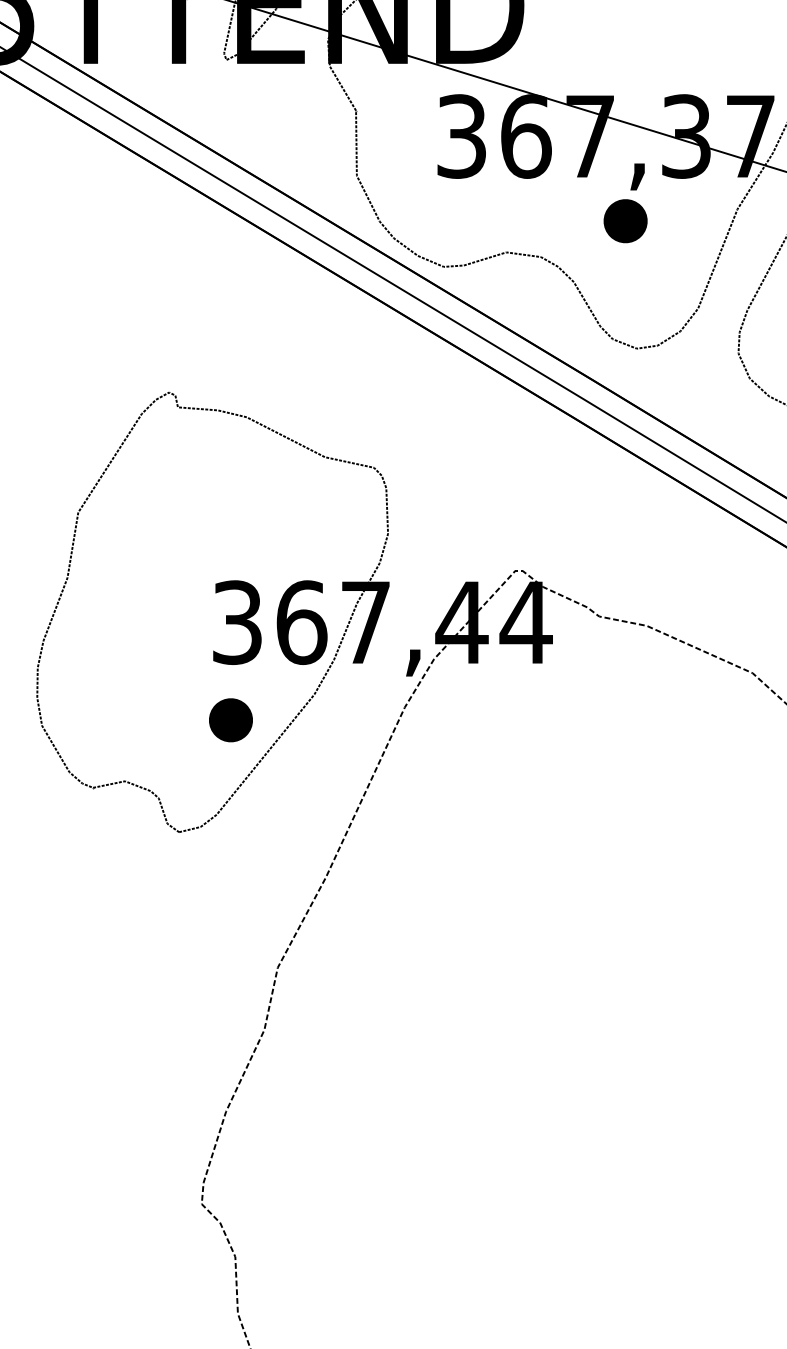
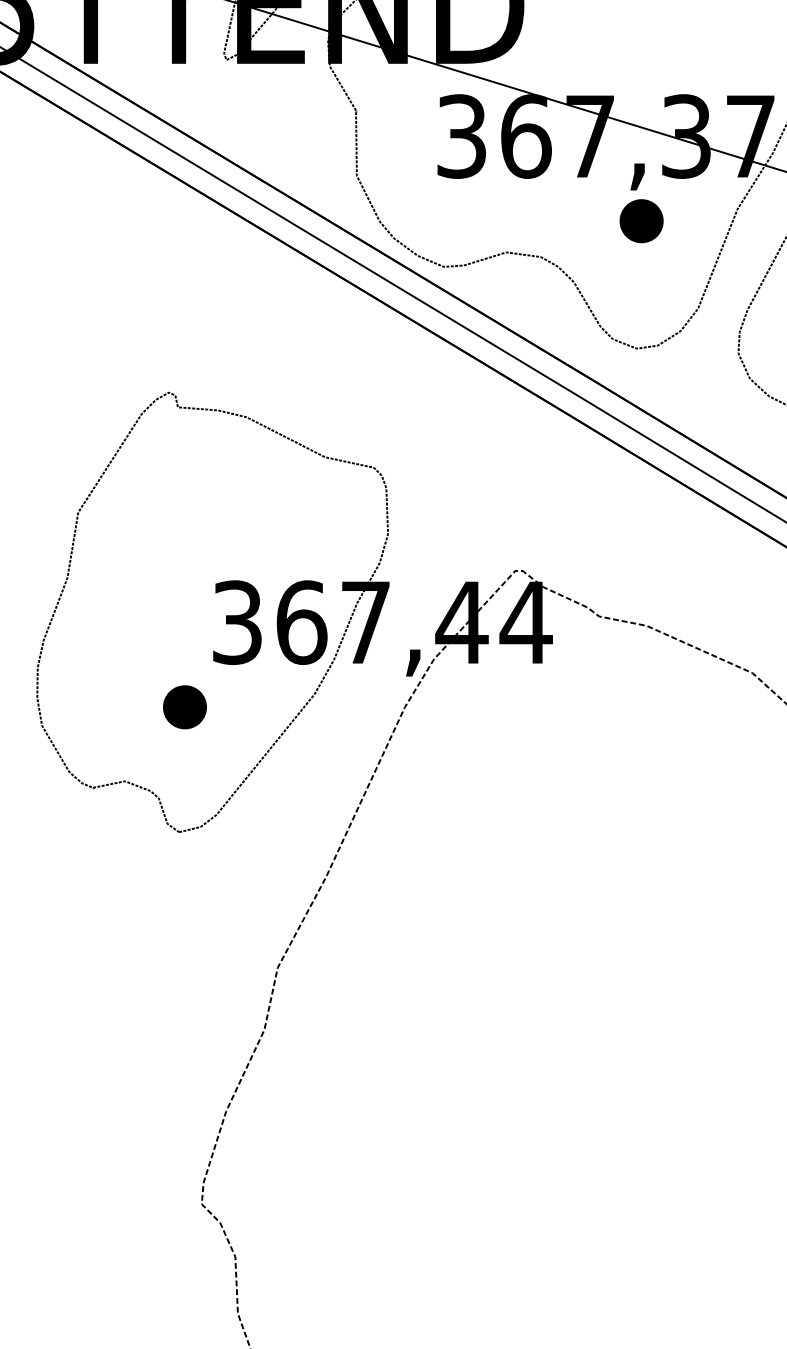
part position: (625, 221) -> (641, 221) (641, 221)
part position: (230, 720) -> (184, 707) (184, 707)
